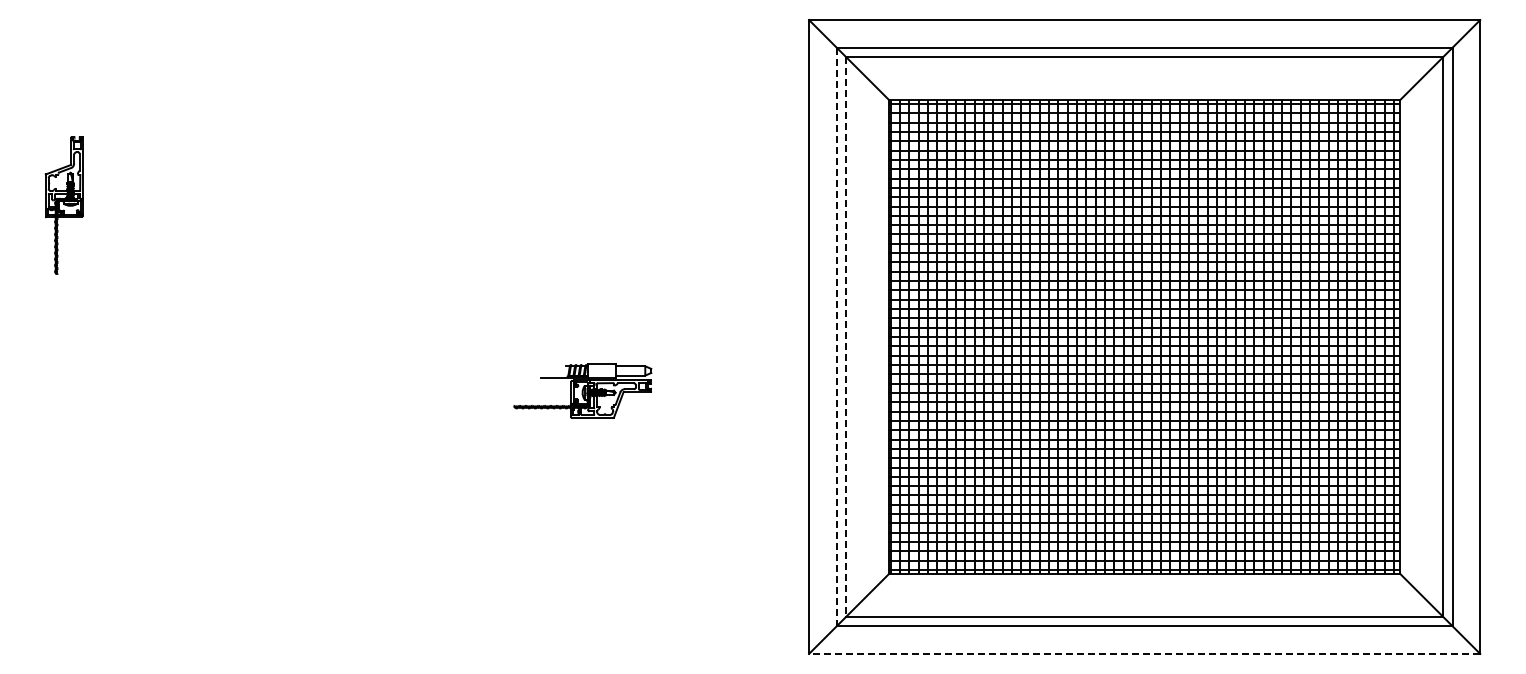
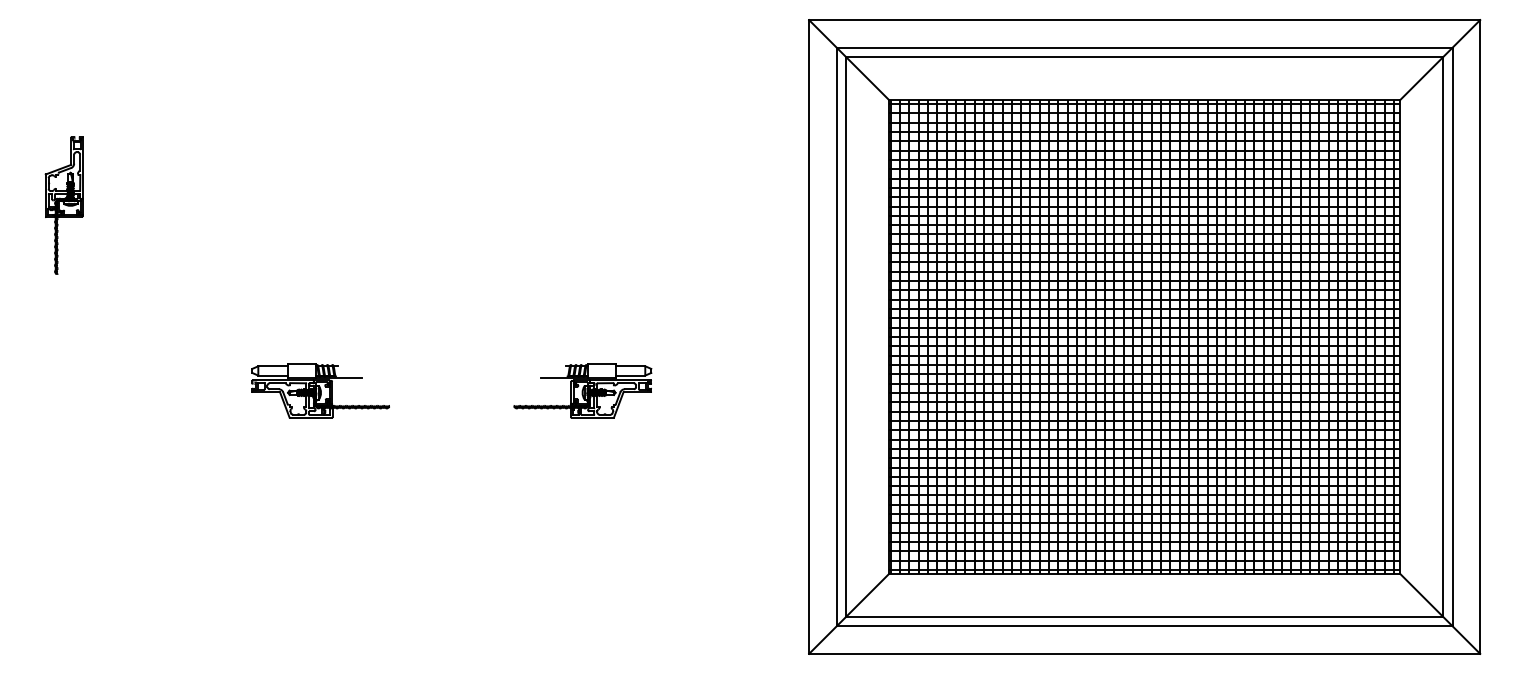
line: dashed -> solid (846, 336)
line: dashed -> solid (836, 337)
part: none -> present (320, 390)
line: dashed -> solid (1144, 653)
